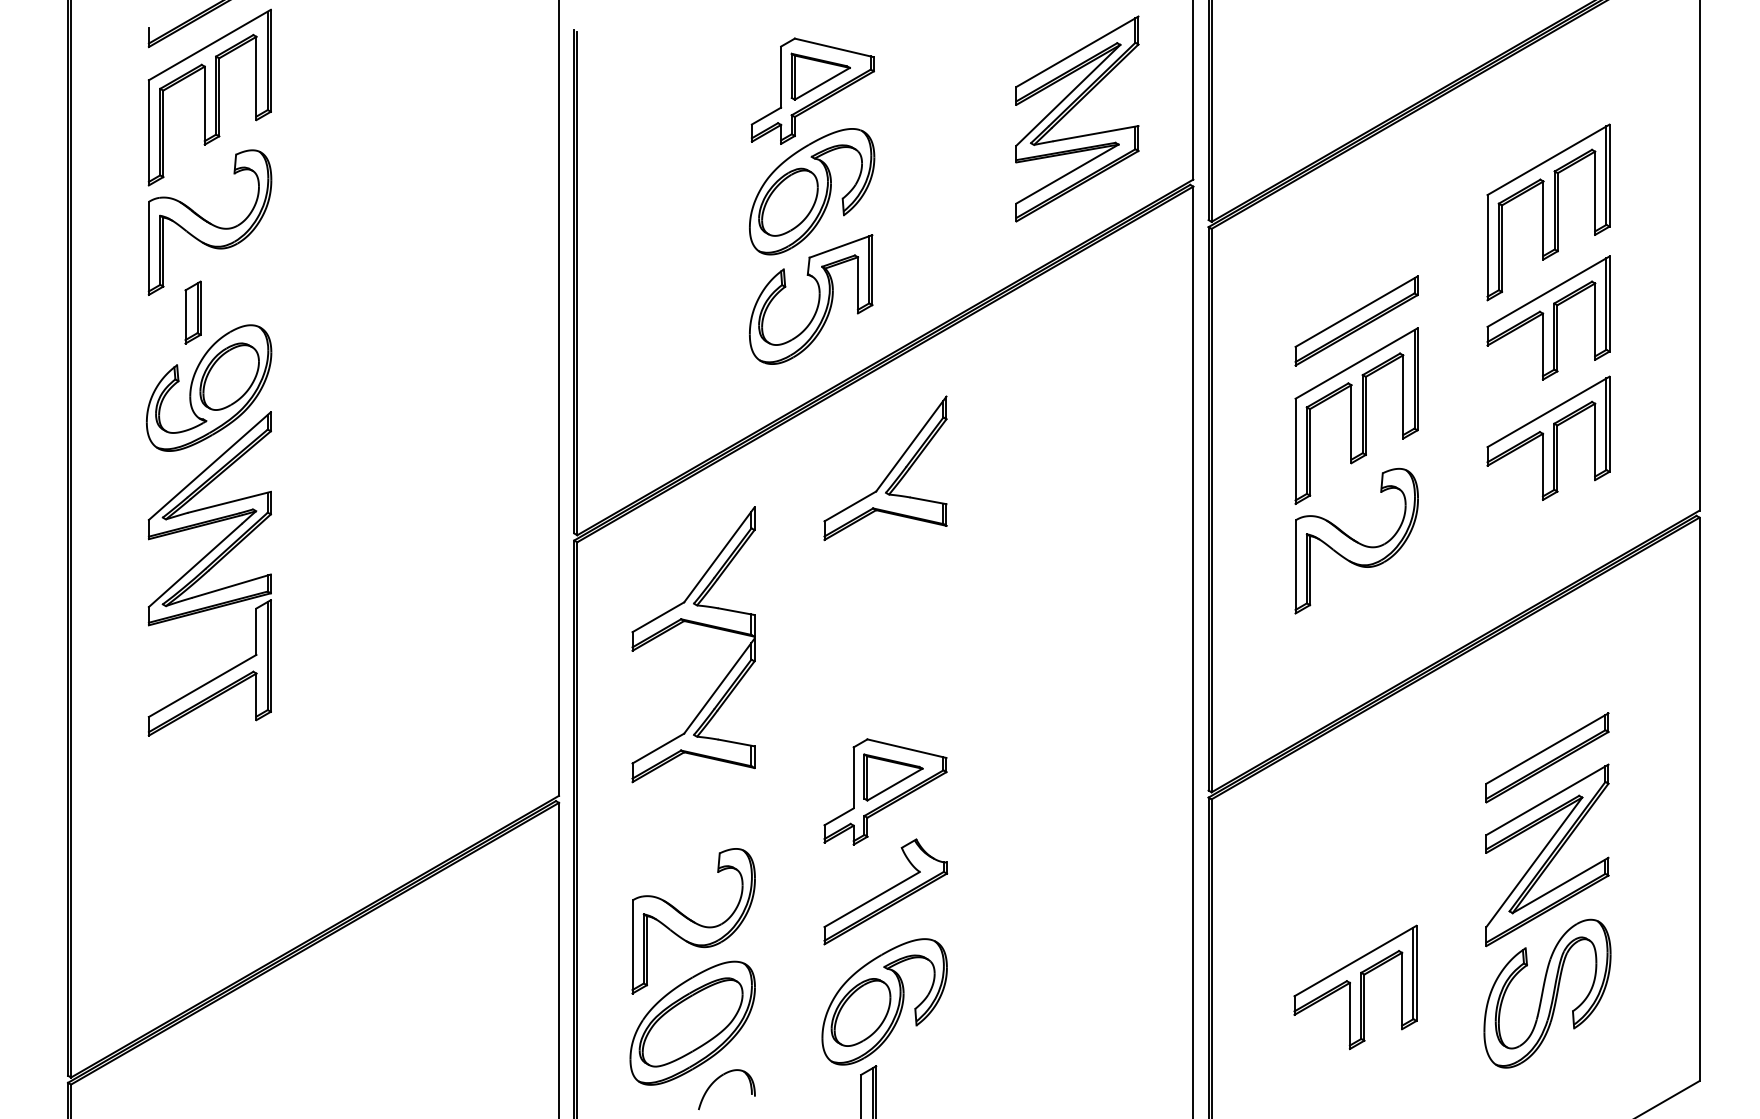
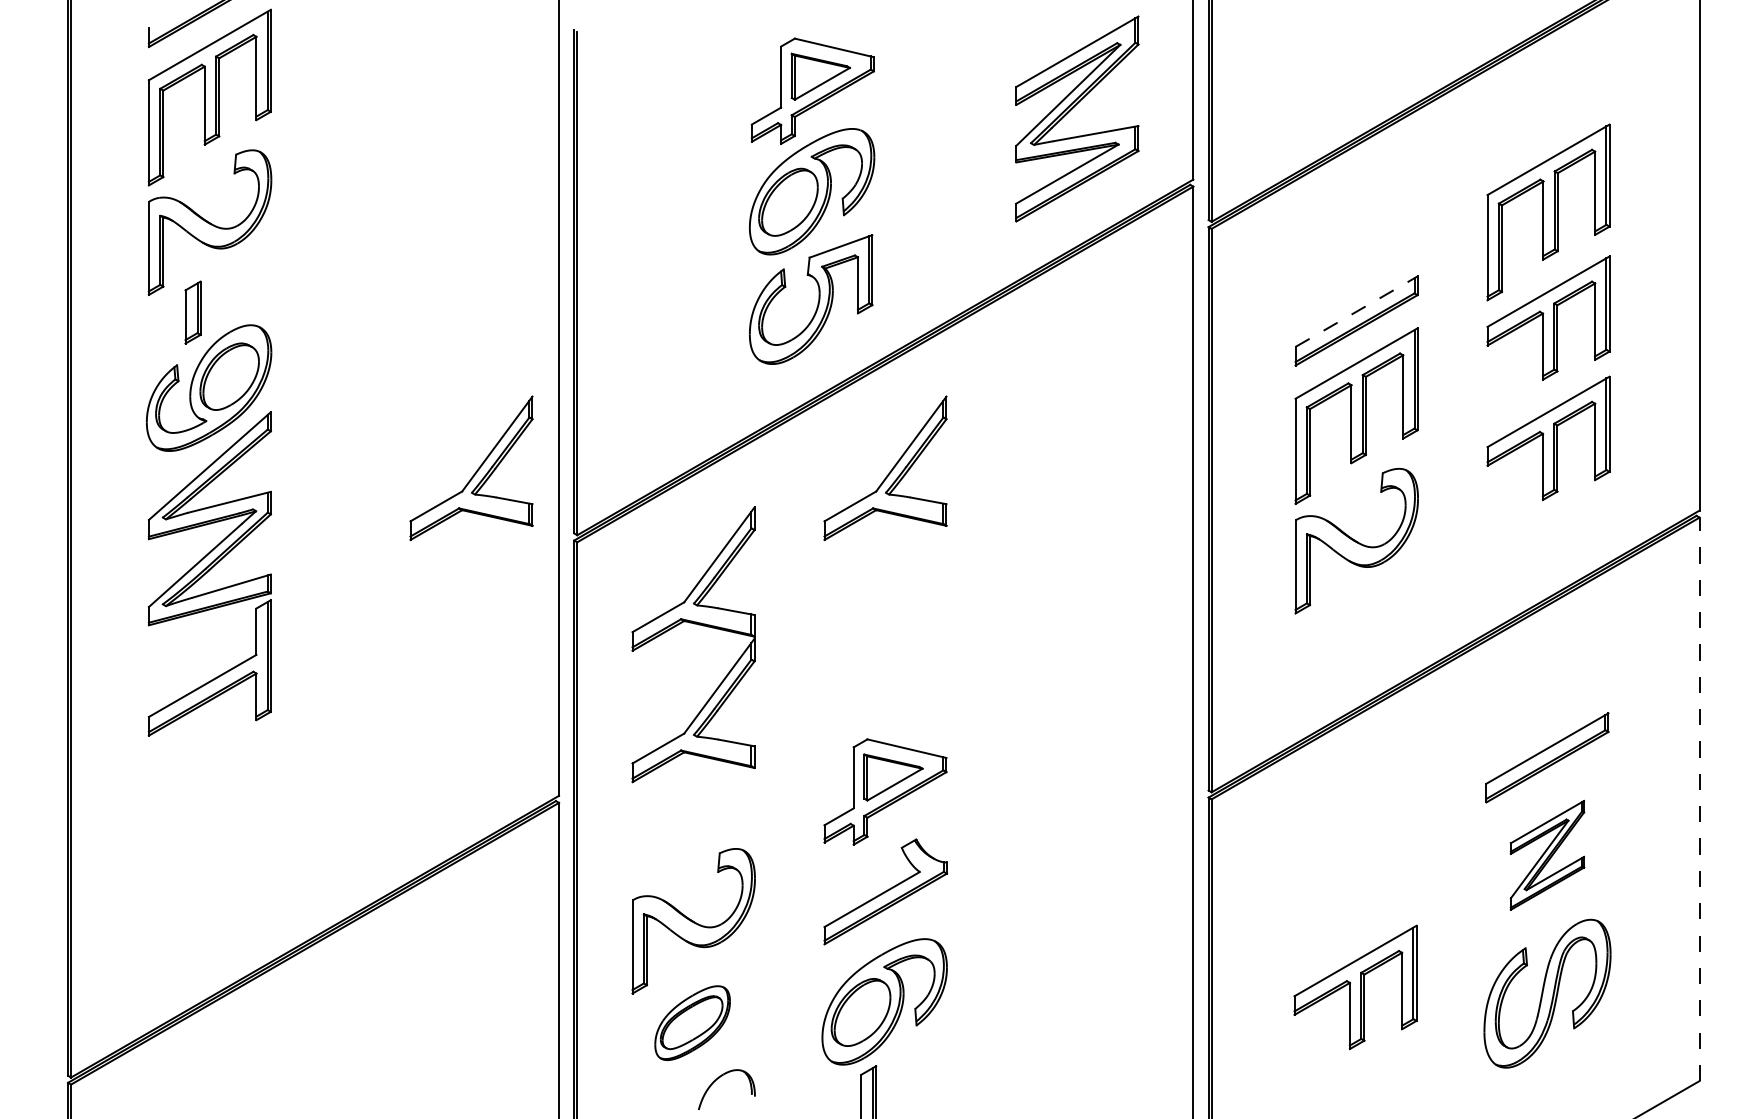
line: solid -> dashed (1357, 311)
part: none -> present (471, 468)
line: solid -> dashed (1699, 799)
part size: 125x185 px -> 77x112 px (1547, 854)
part size: 127x126 px -> 77x76 px (692, 1022)
